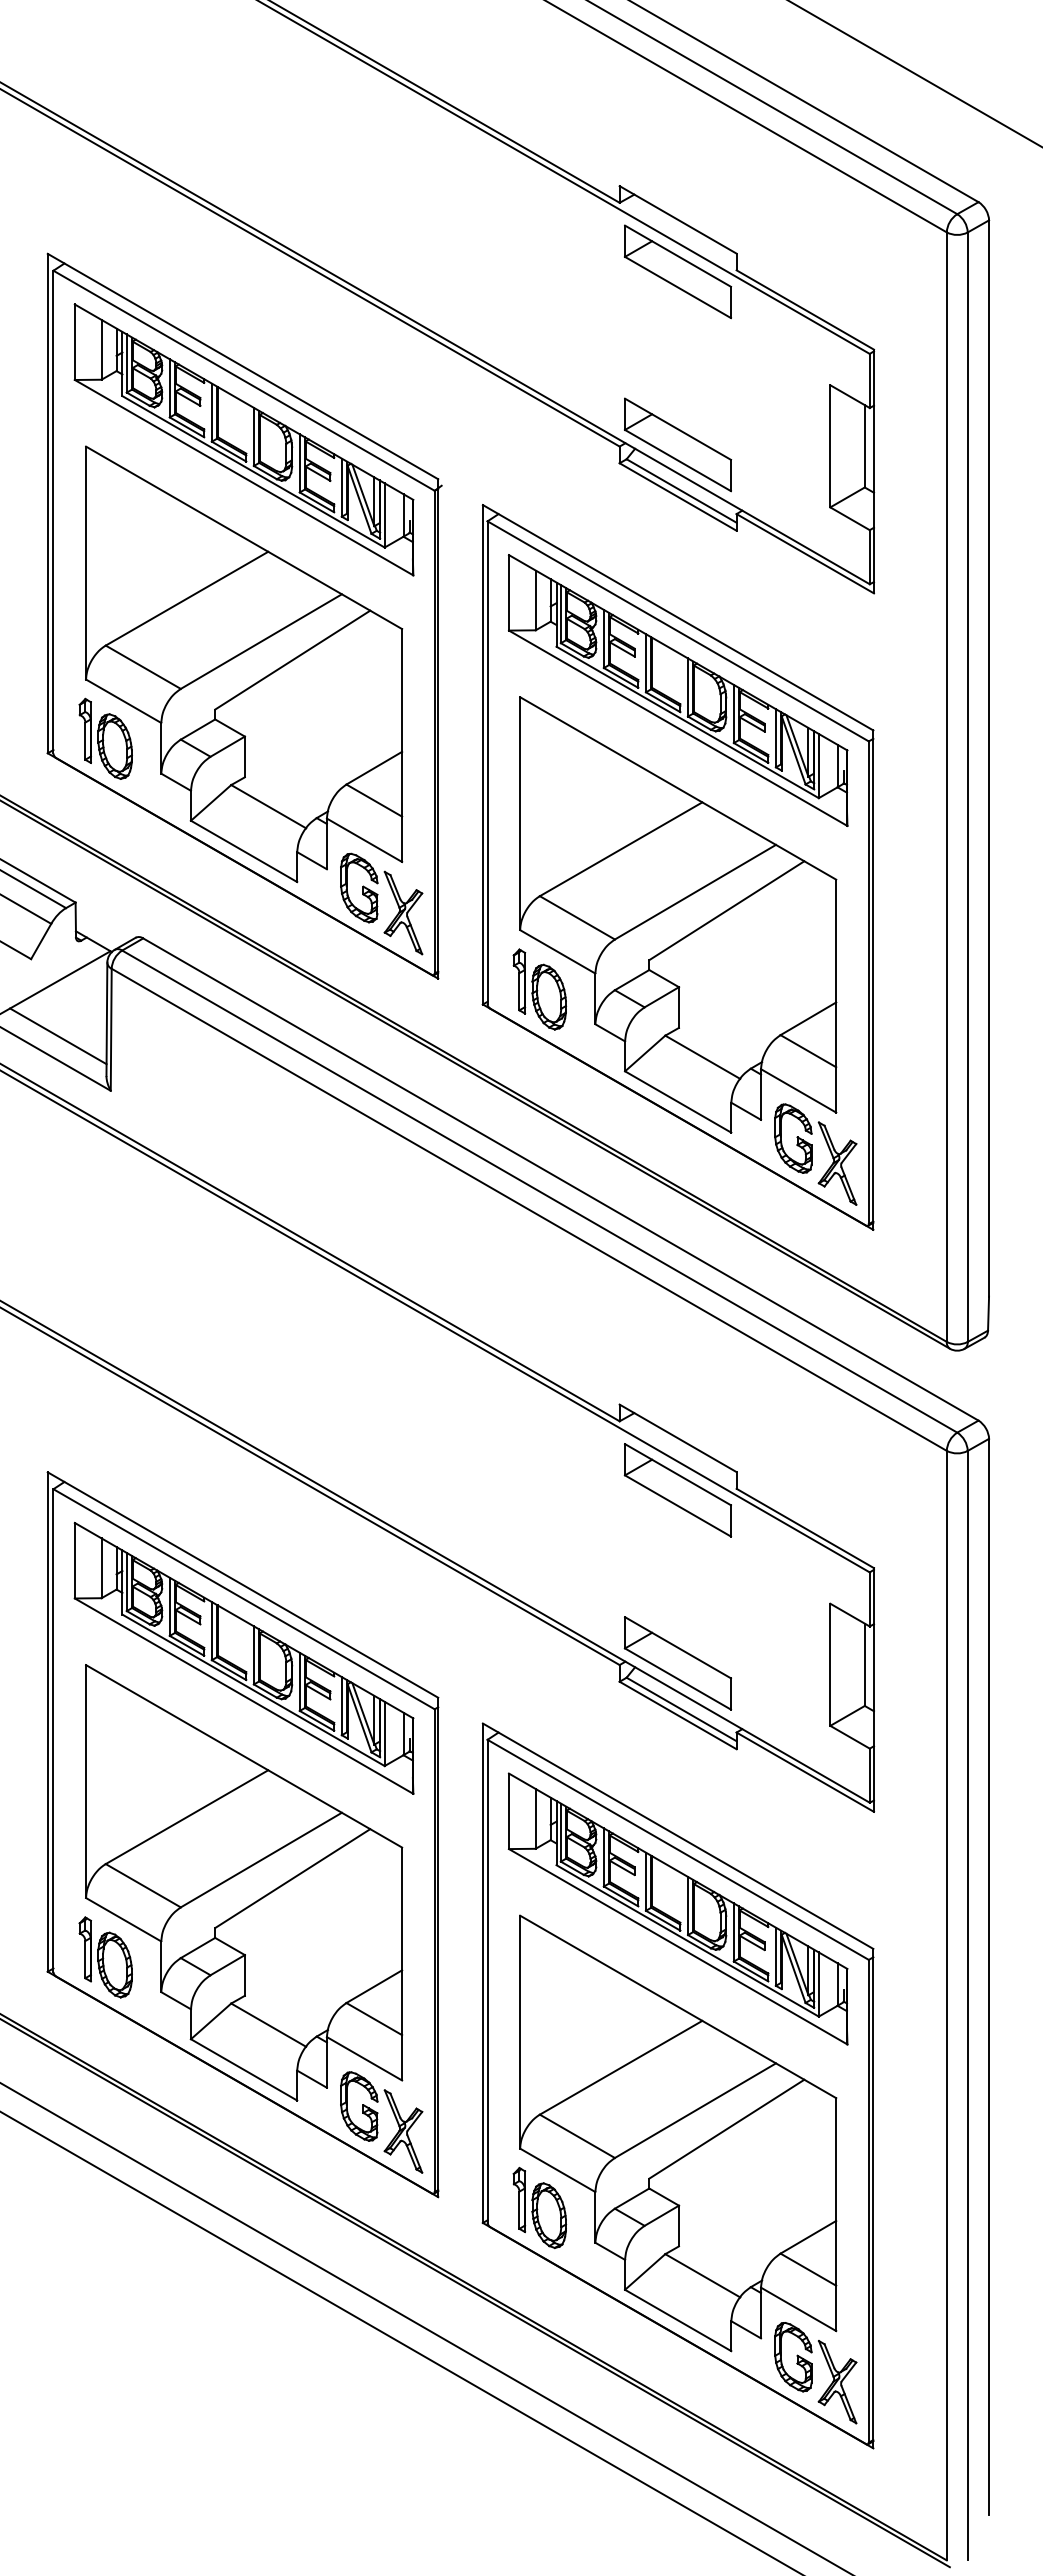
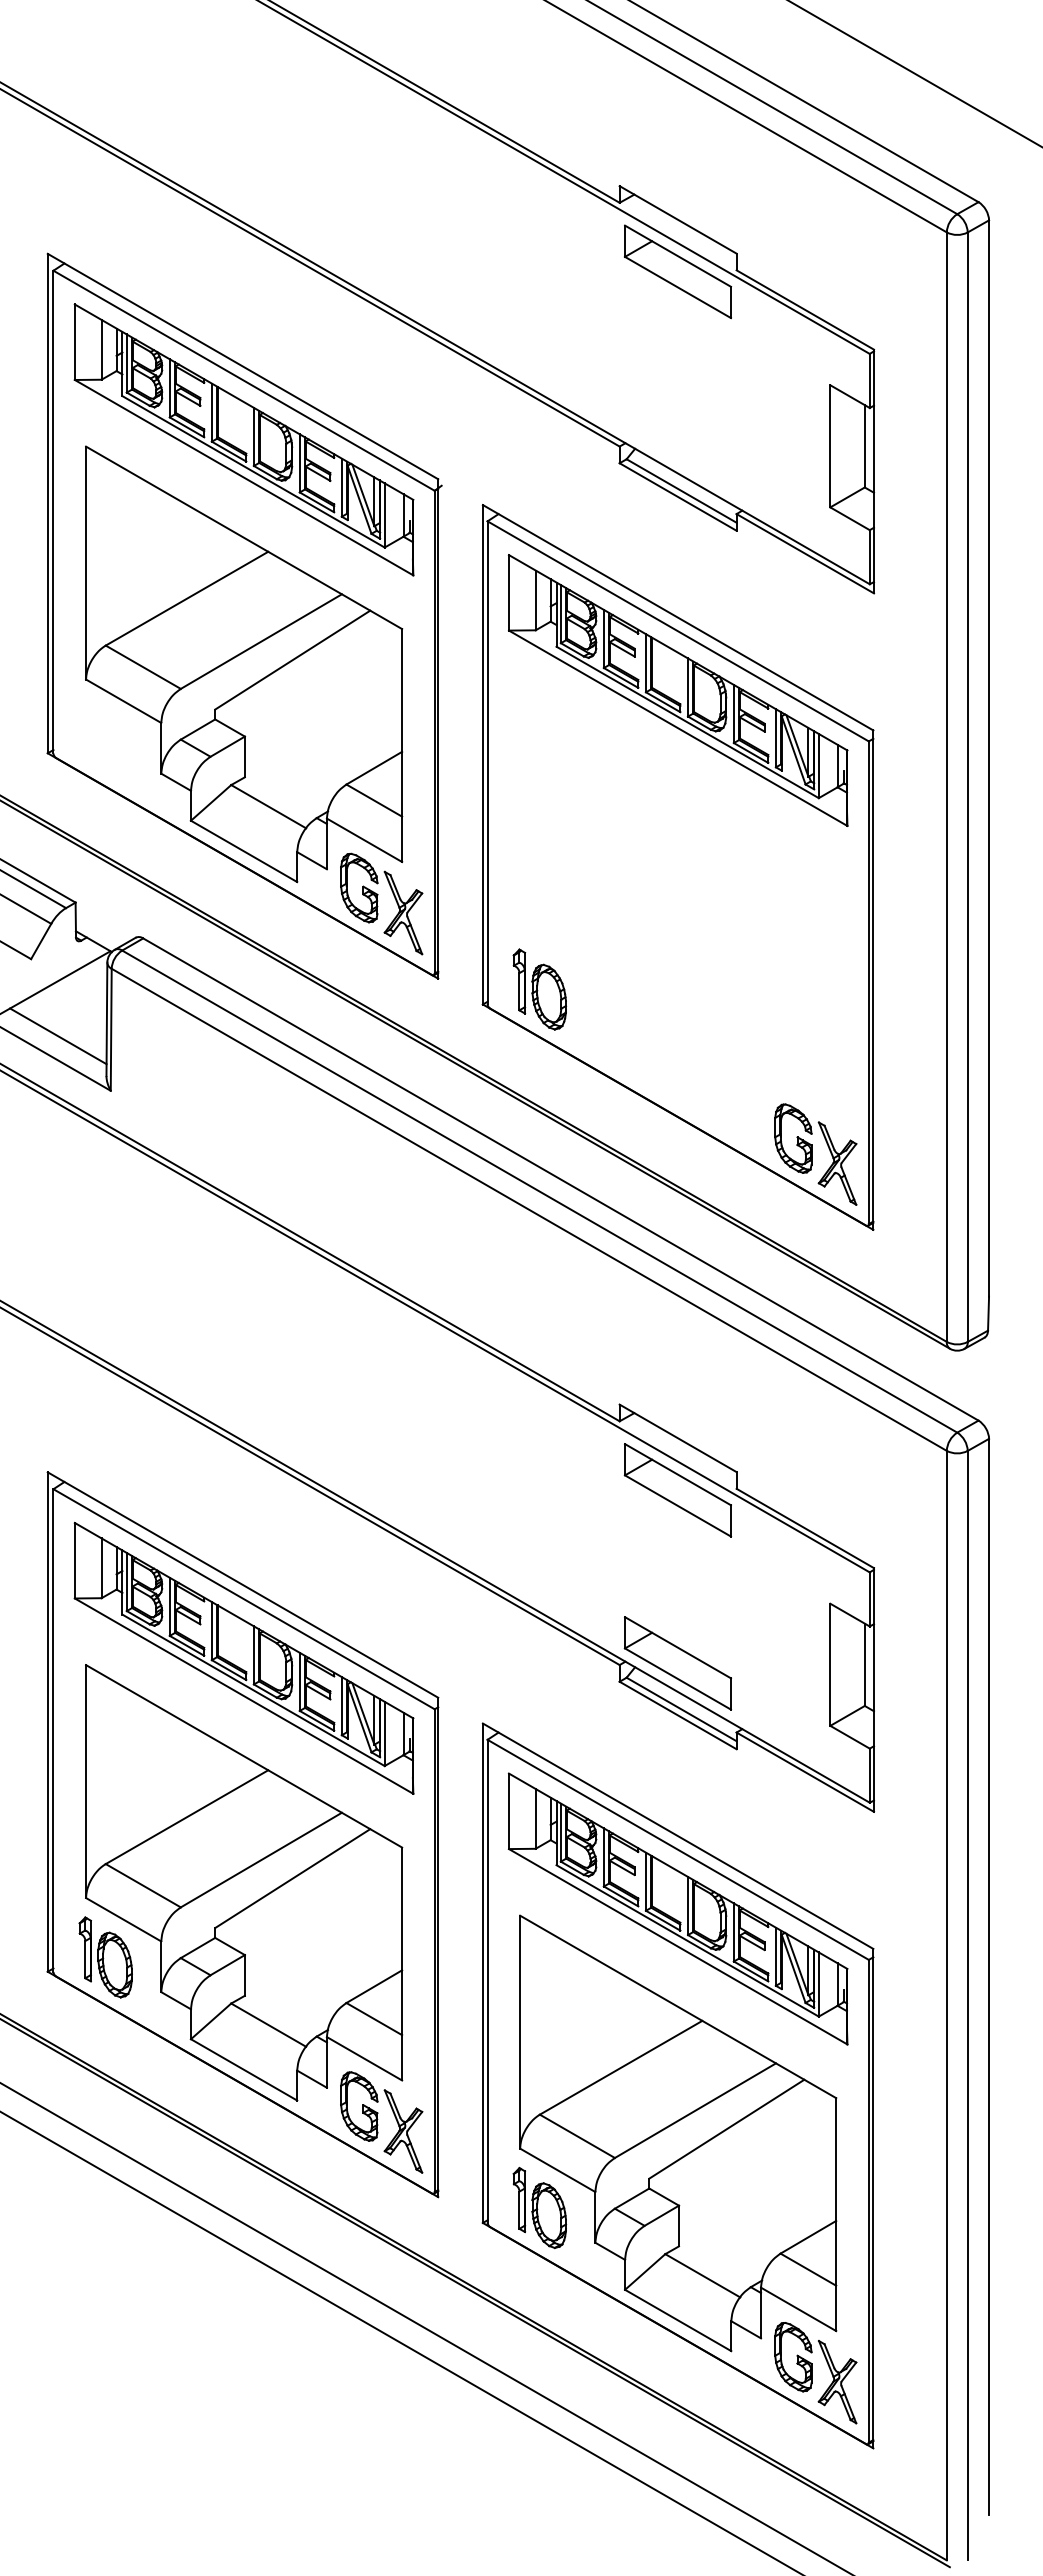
part: present -> none (678, 444)
part: present -> none (105, 738)
part: present -> none (678, 914)
